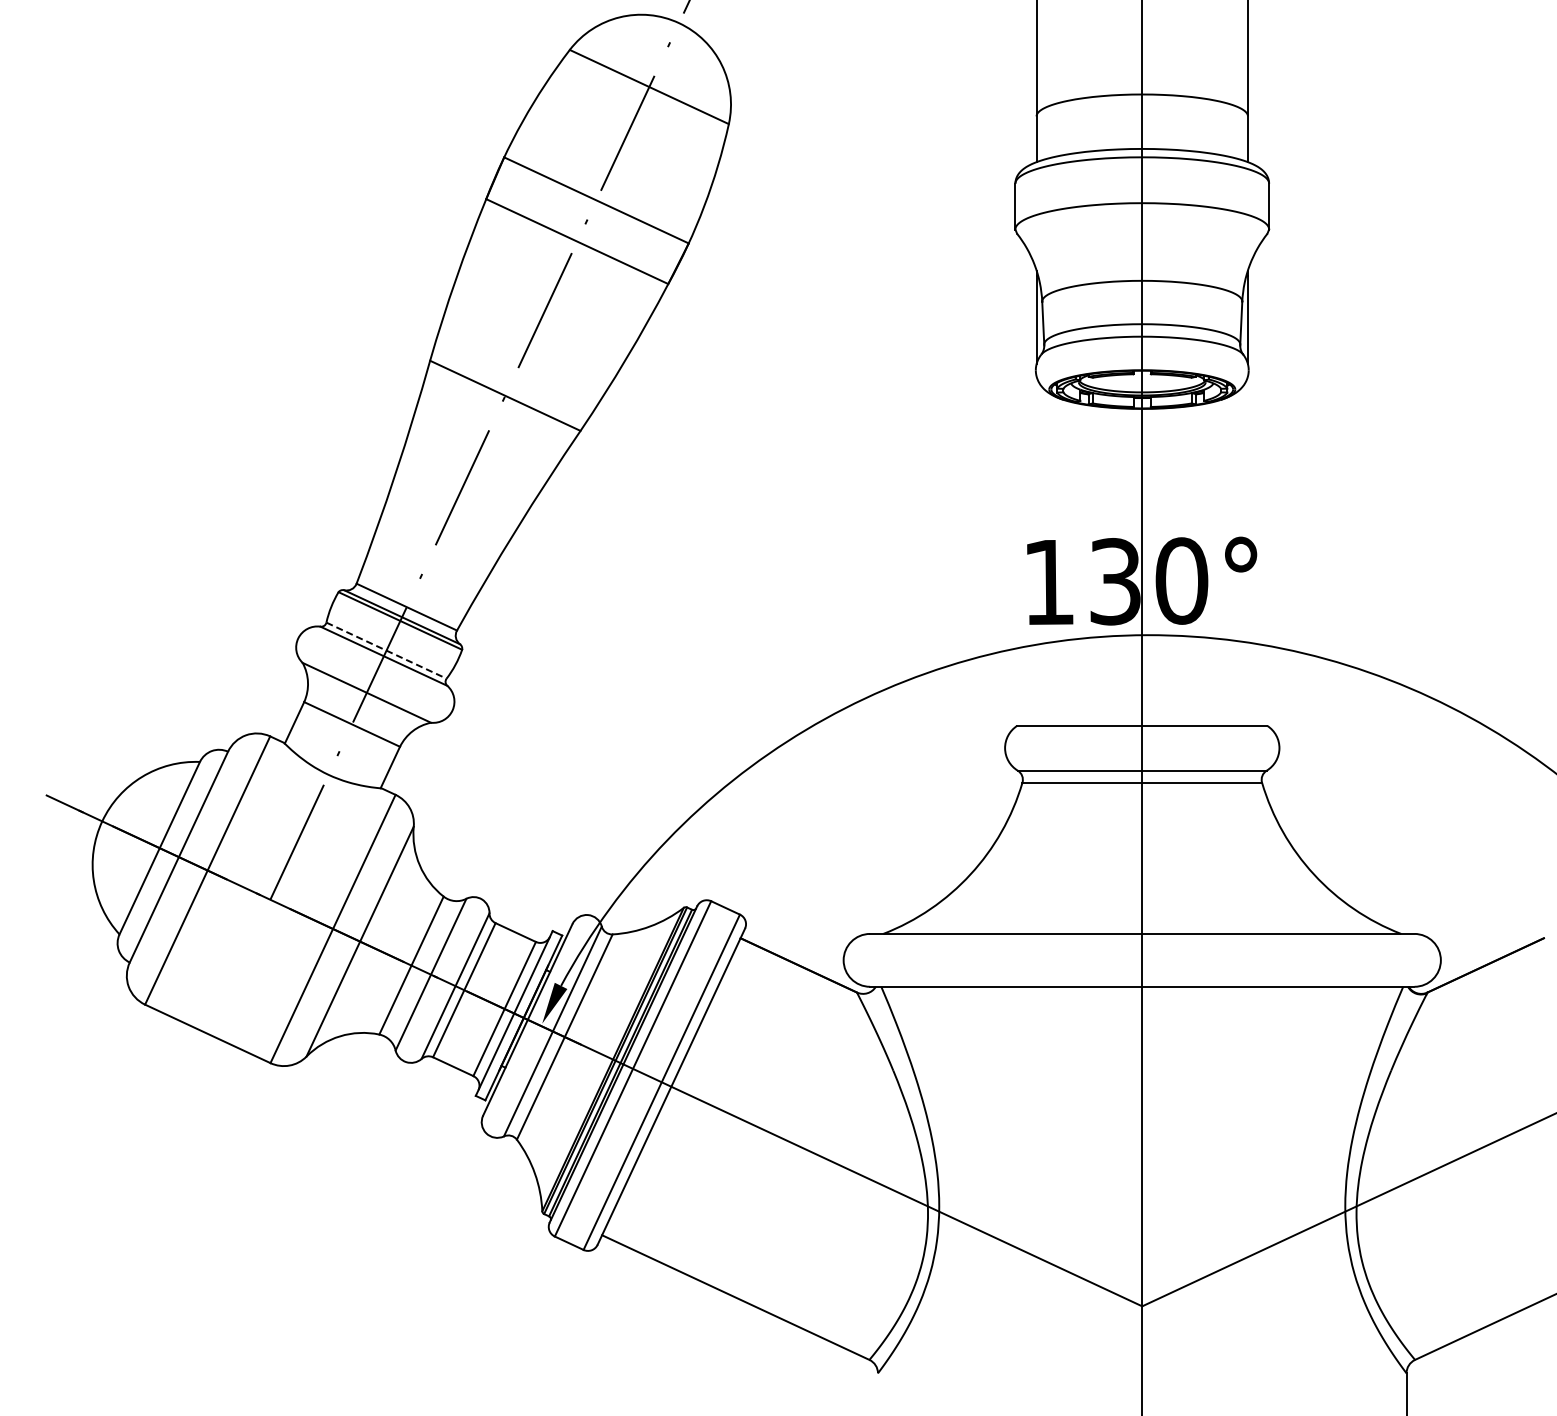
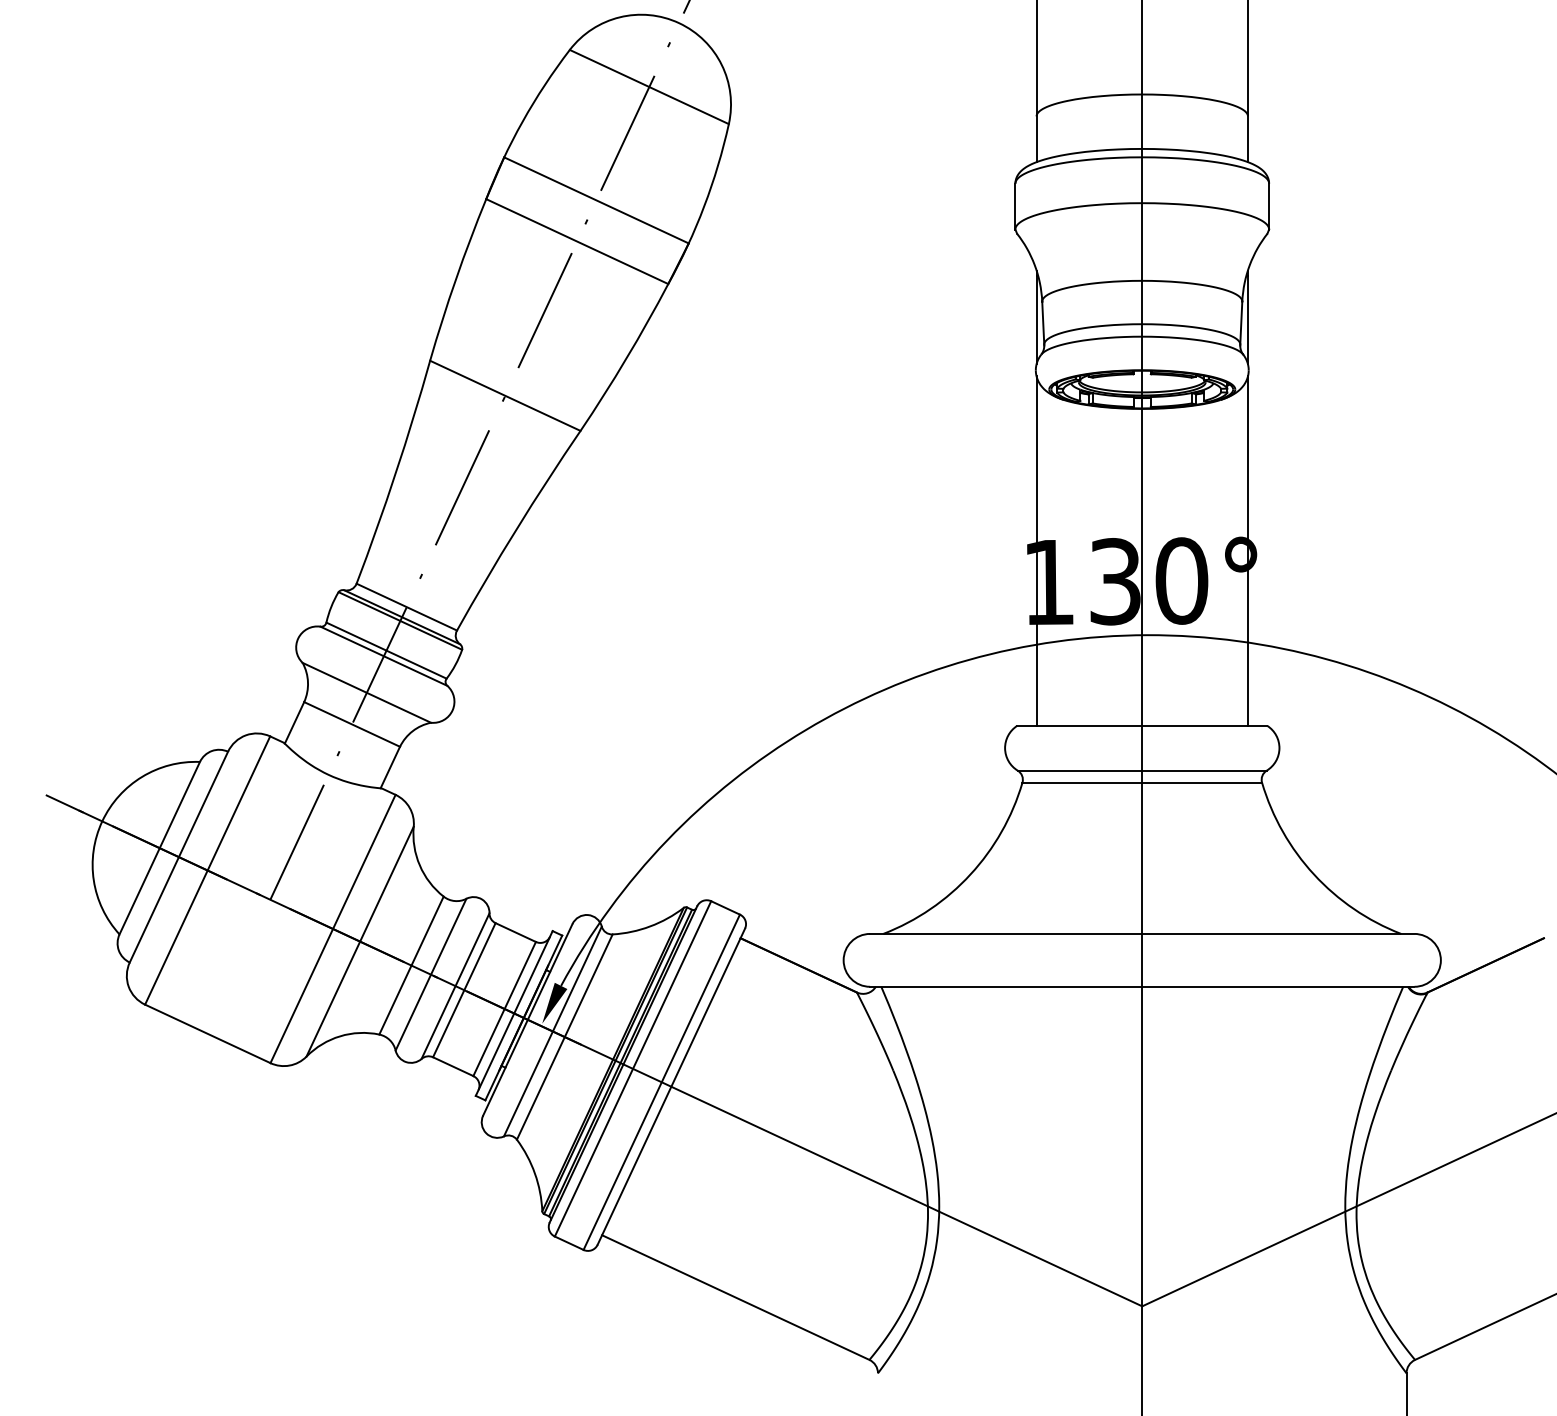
line: none -> present (1036, 550)
line: none -> present (1247, 550)
line: dashed -> solid (386, 650)
